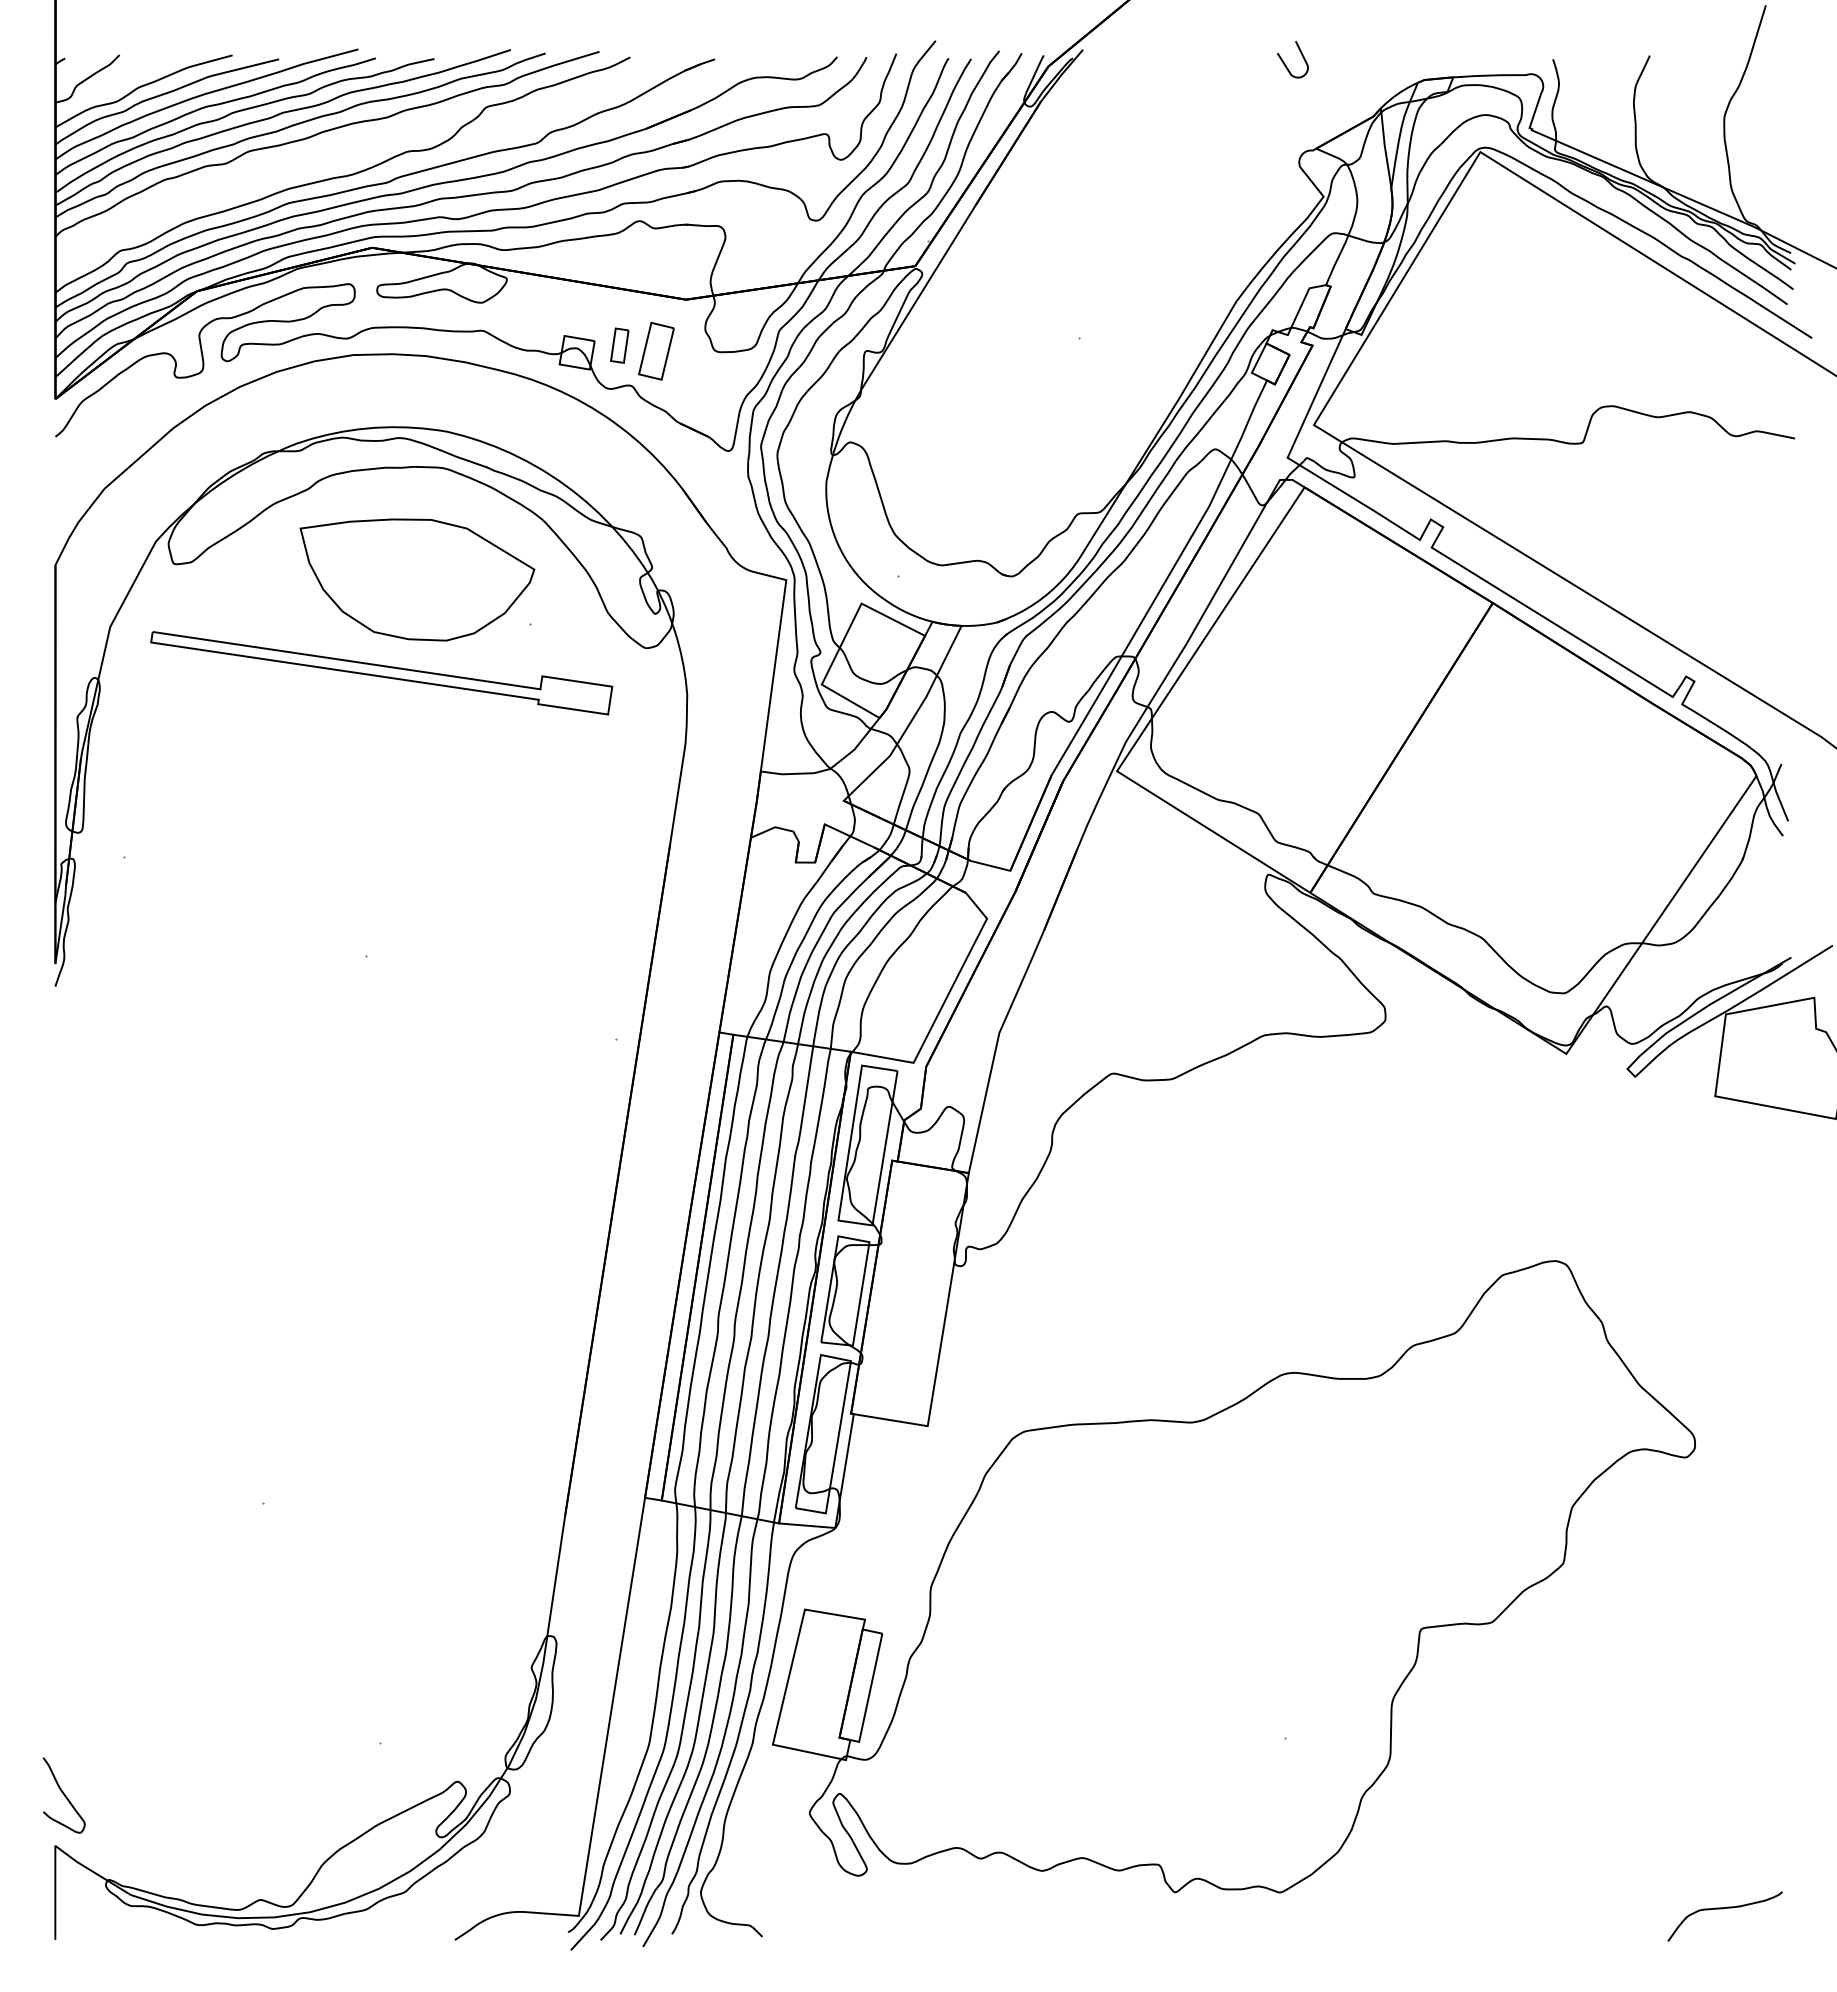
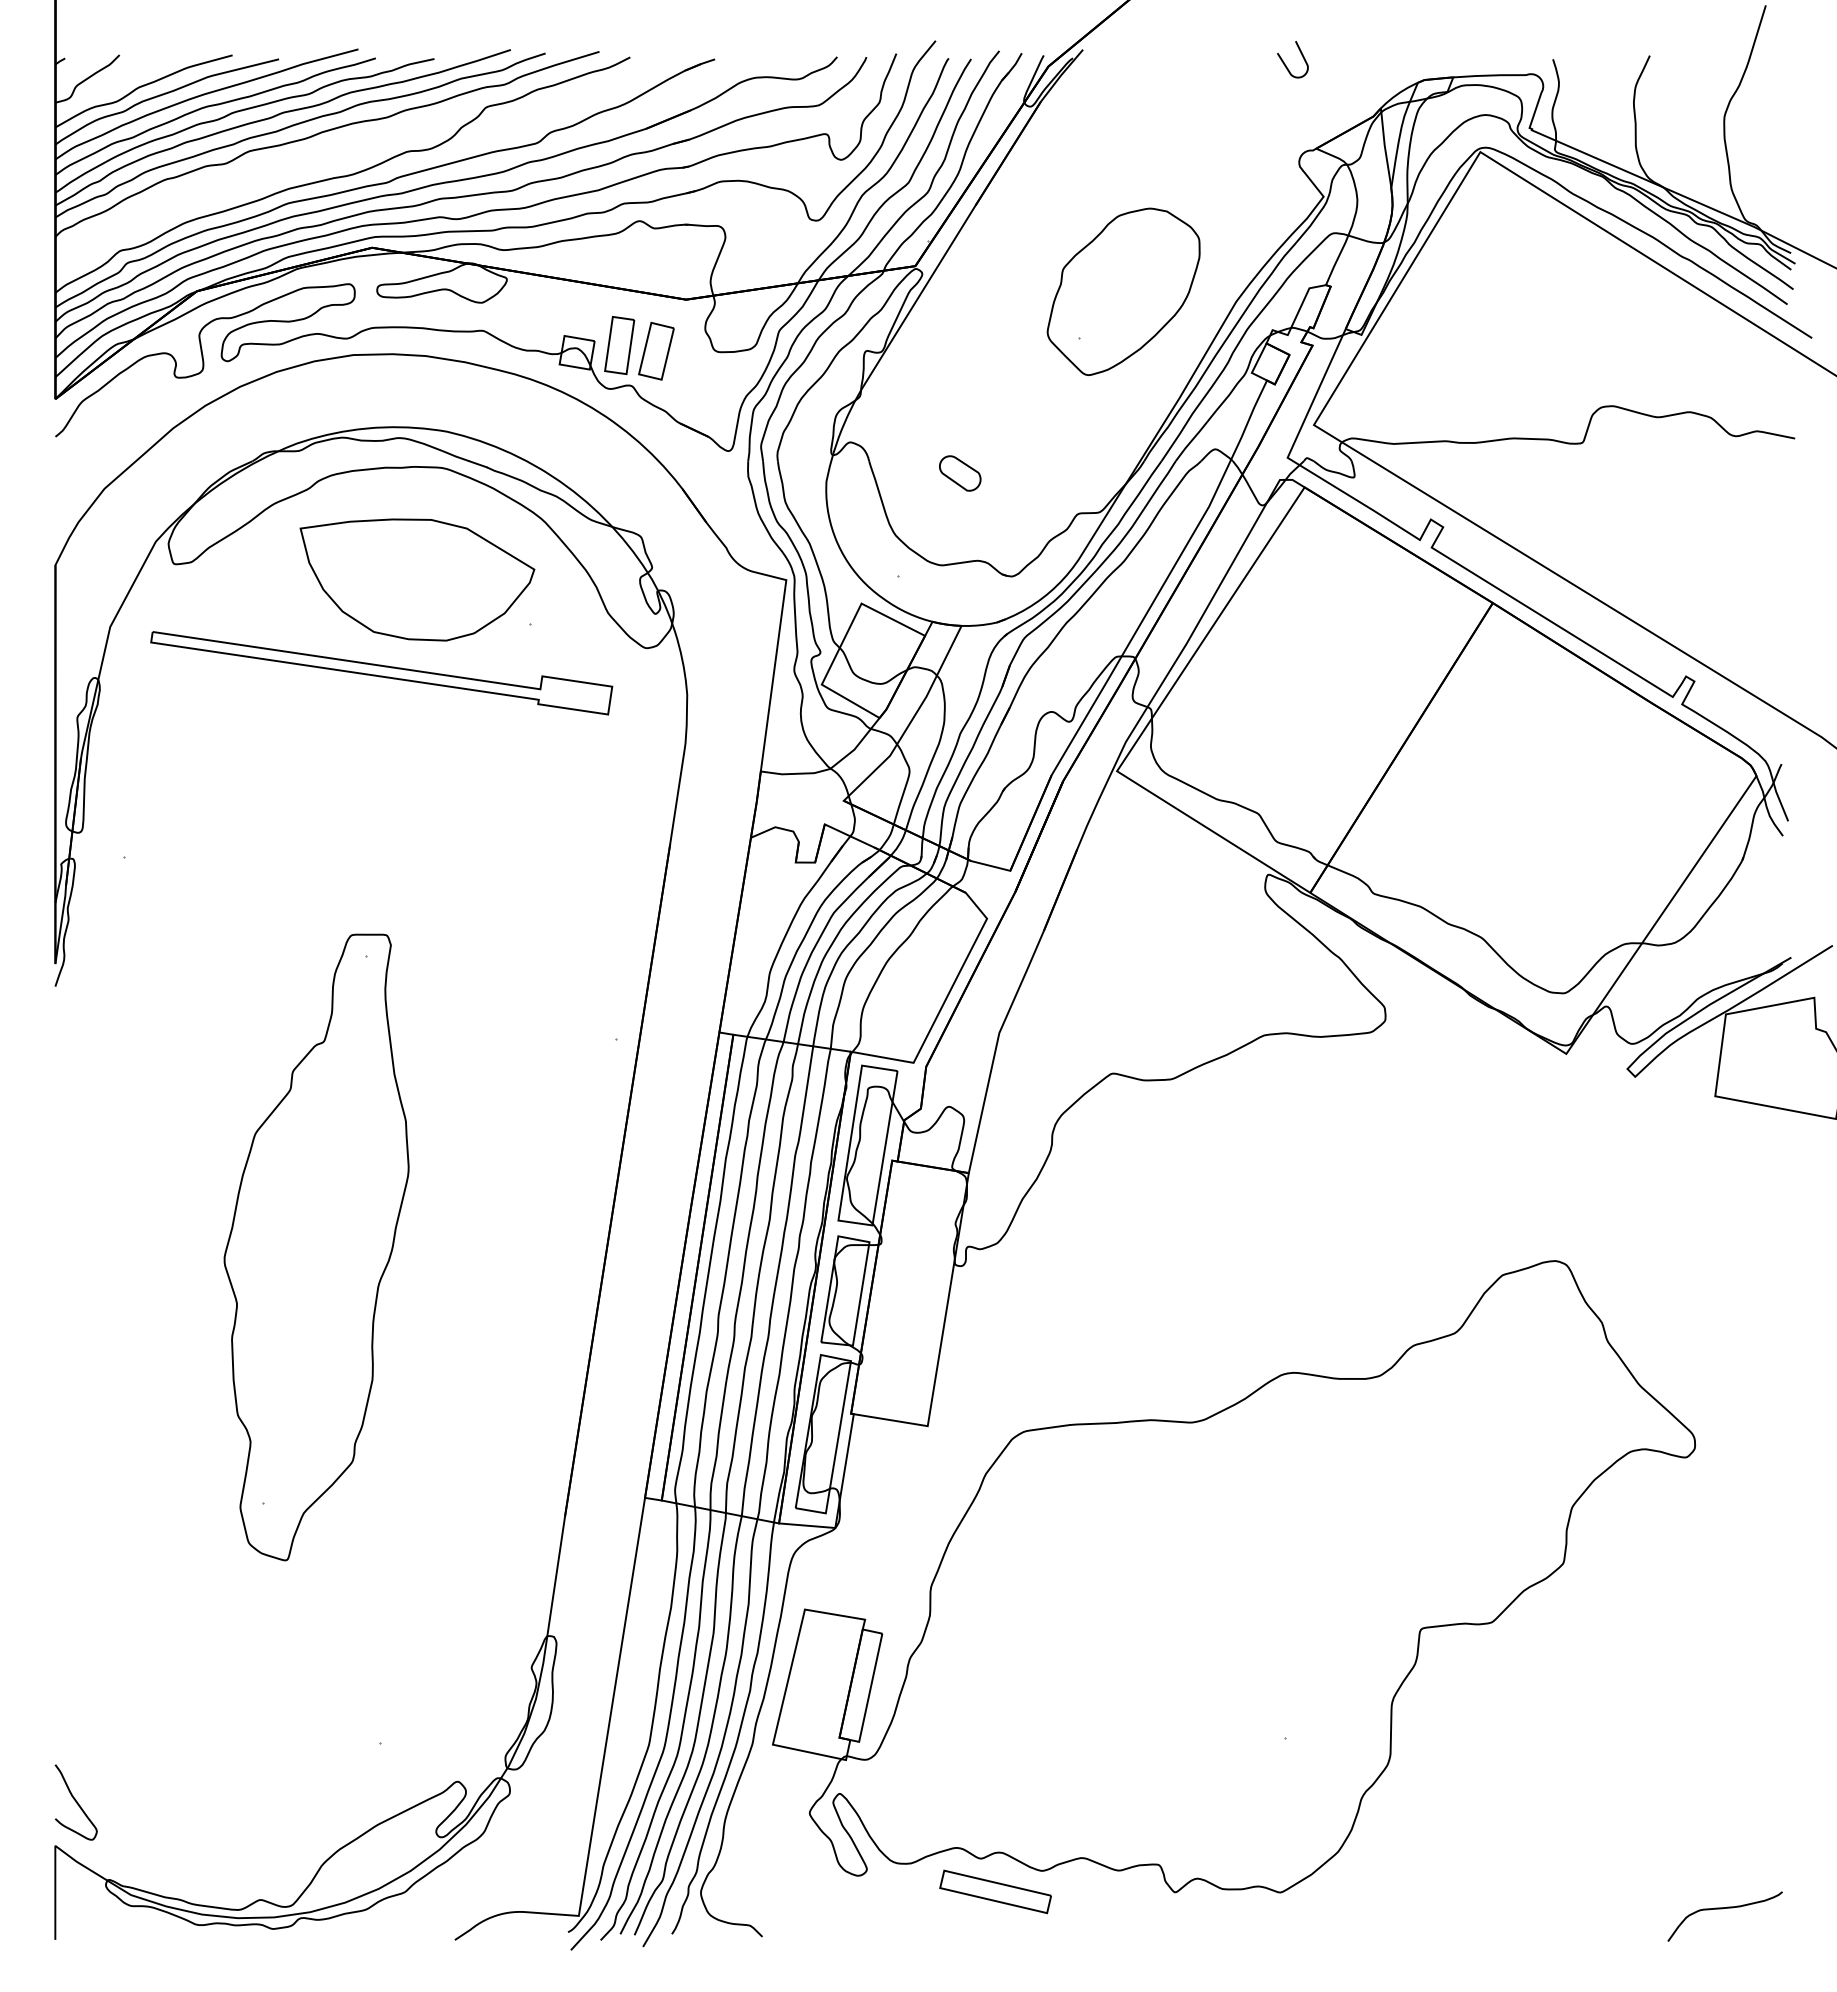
part: none -> present (1123, 291)
part size: 20x37 px -> 32x60 px (619, 345)
part: none -> present (960, 473)
part: none -> present (316, 1247)
curve position: (63, 1795) -> (75, 1802) (75, 1802)
part: none -> present (995, 1891)
